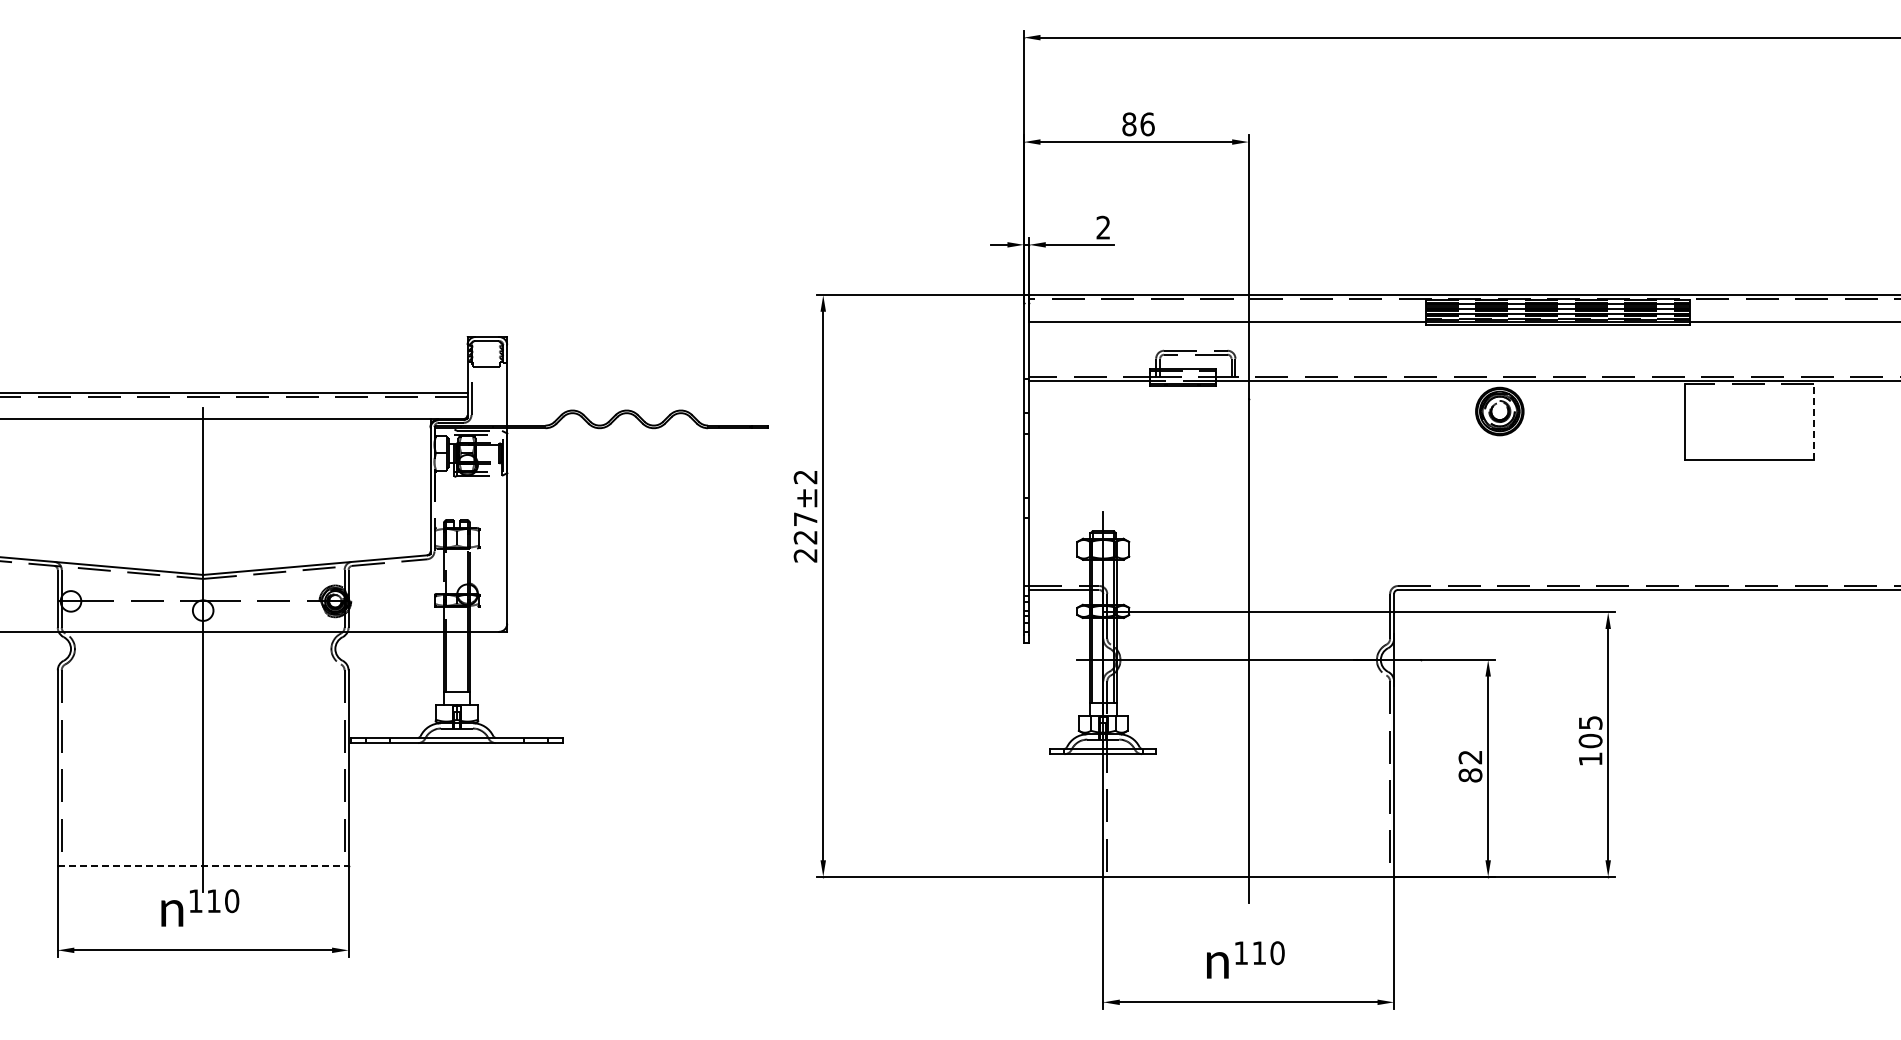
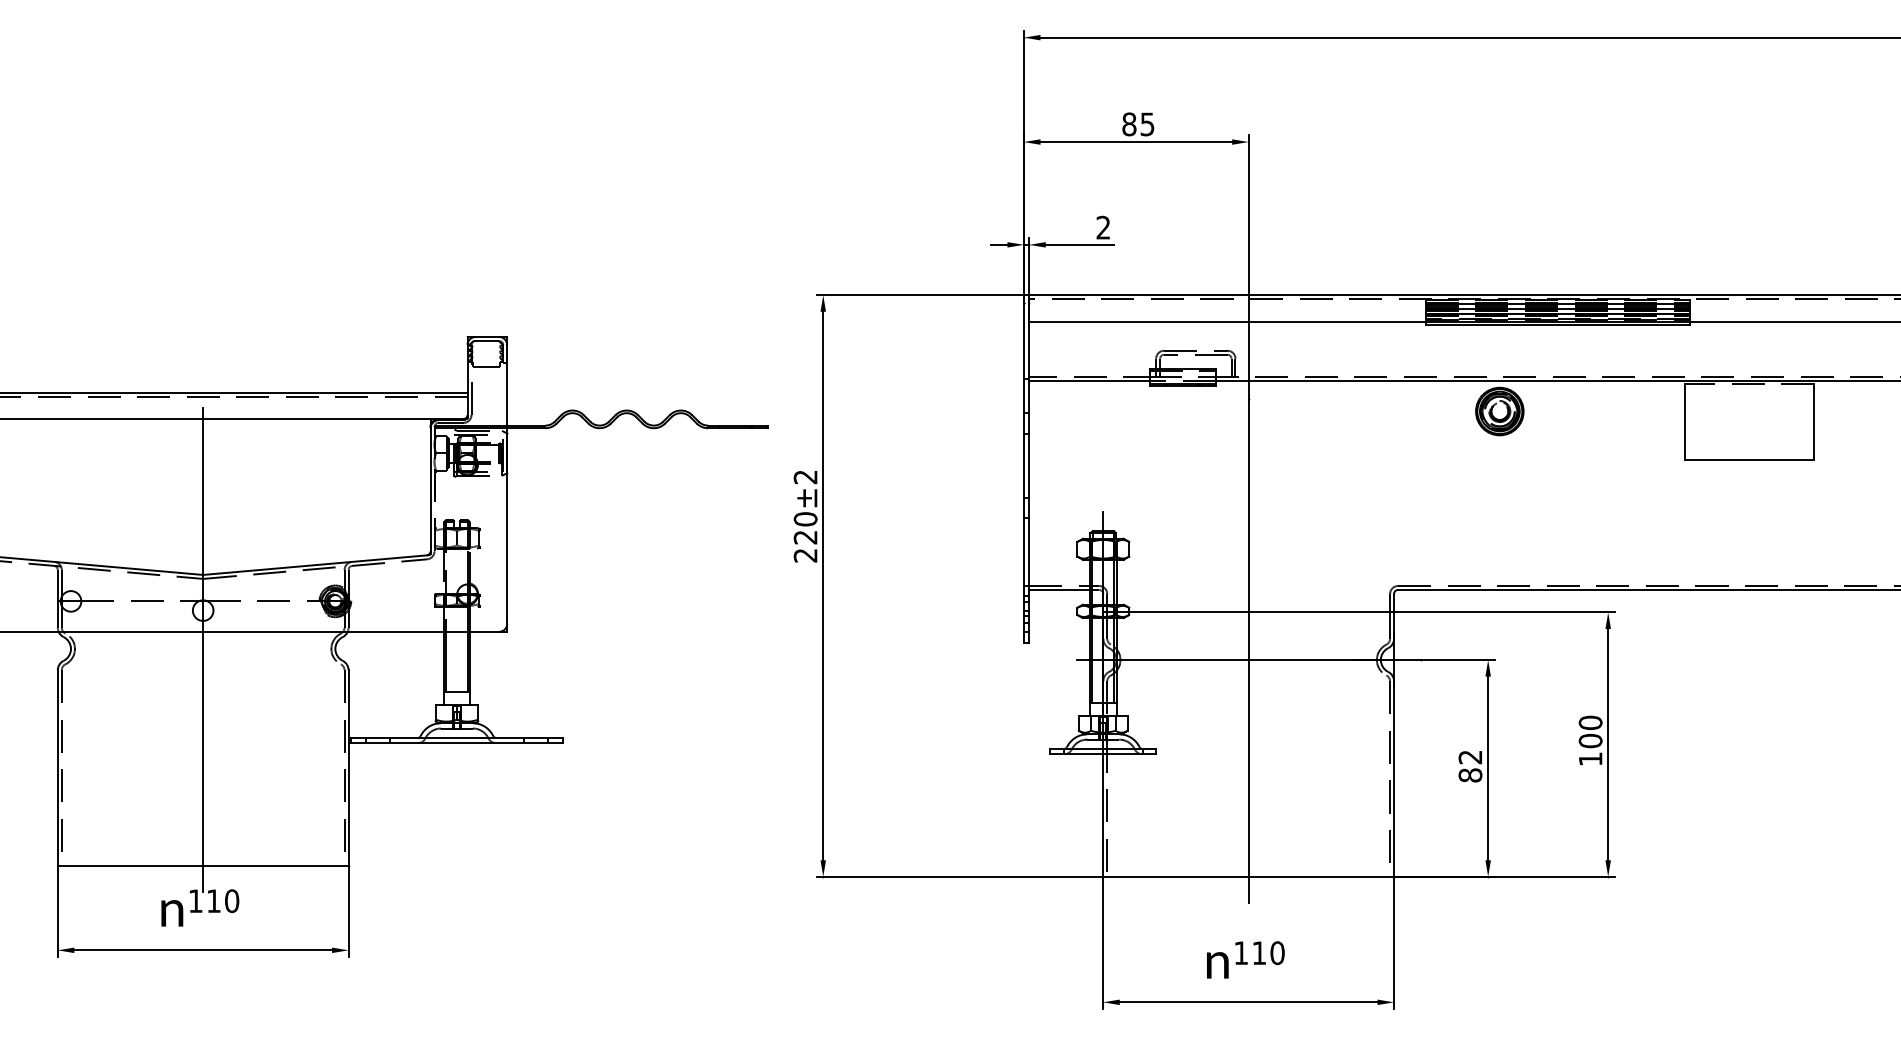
text: 86 -> 85 (1147, 124)
line: dashed -> solid (1814, 421)
text: 227 -> 220 (805, 519)
text: 105 -> 100 (1590, 722)
line: dashed -> solid (203, 865)
